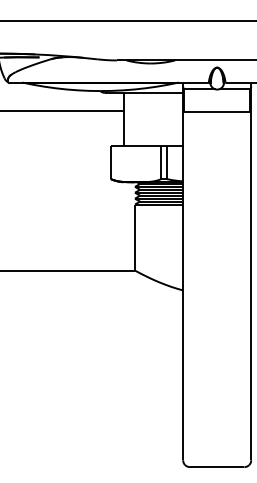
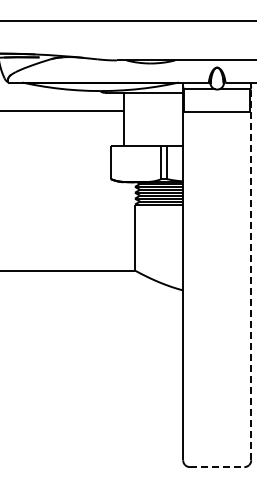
line: solid -> dashed (251, 273)
line: solid -> dashed (217, 467)
